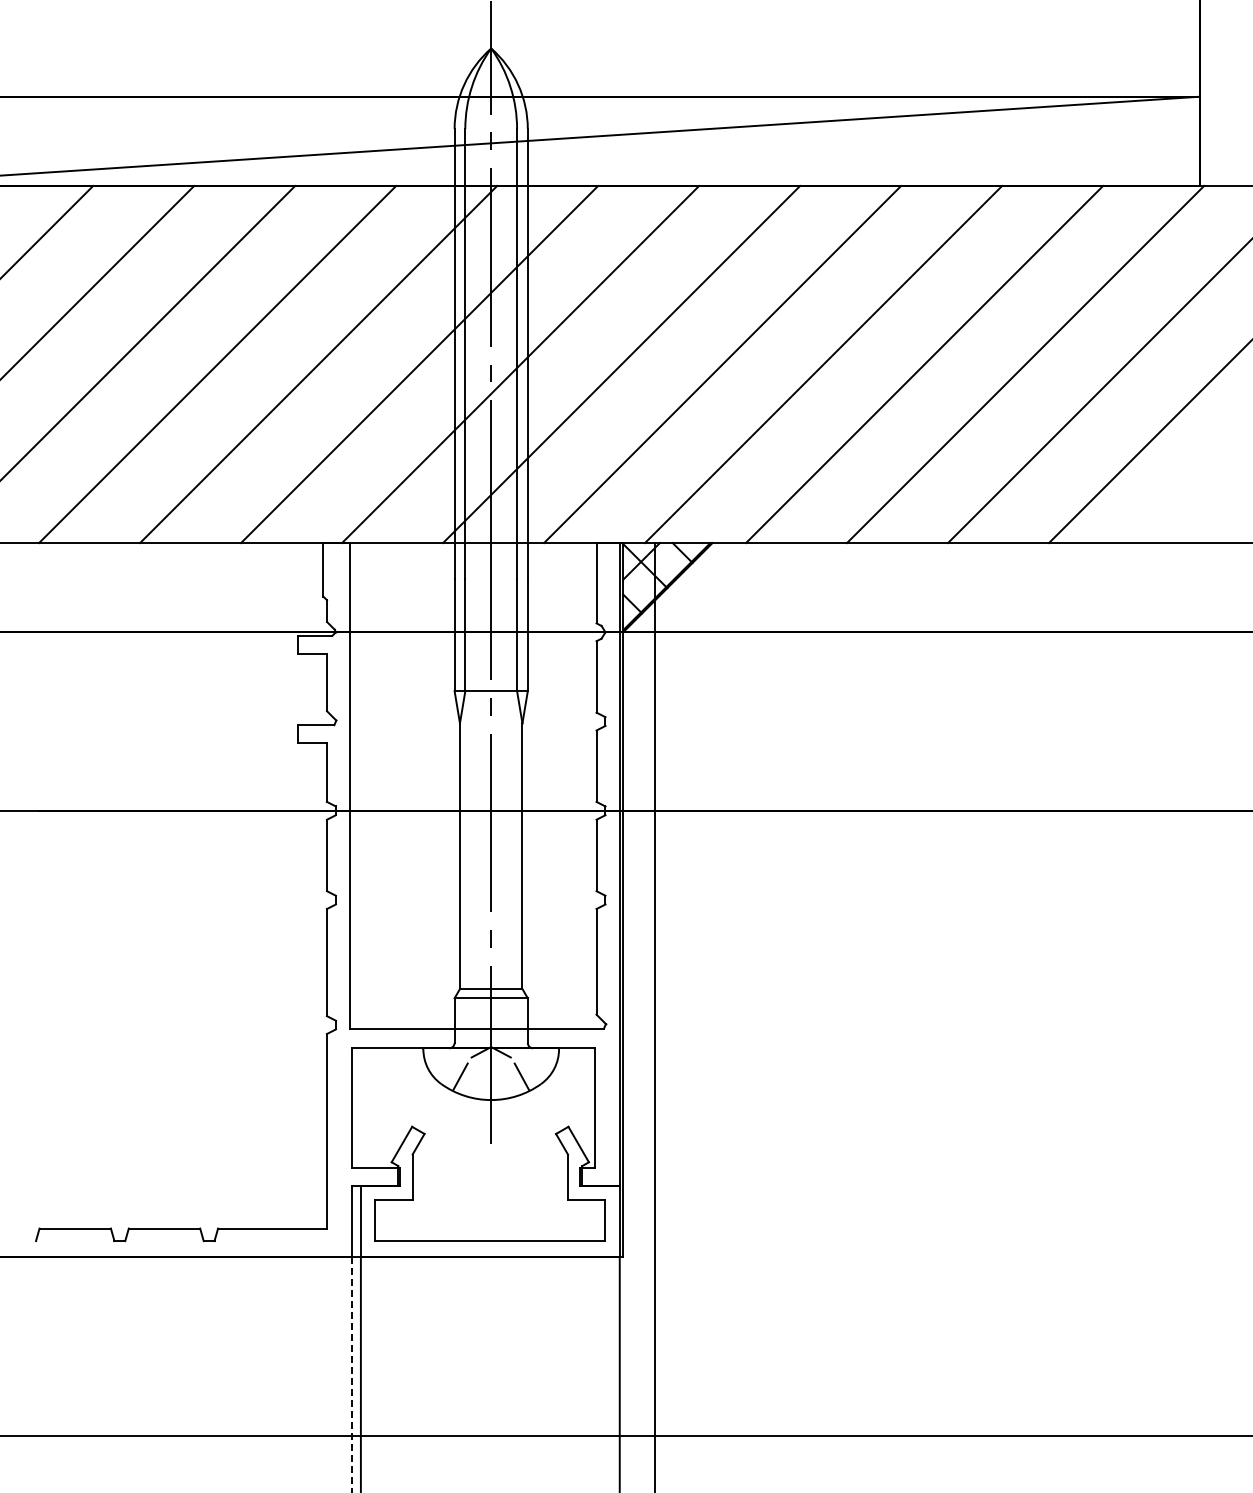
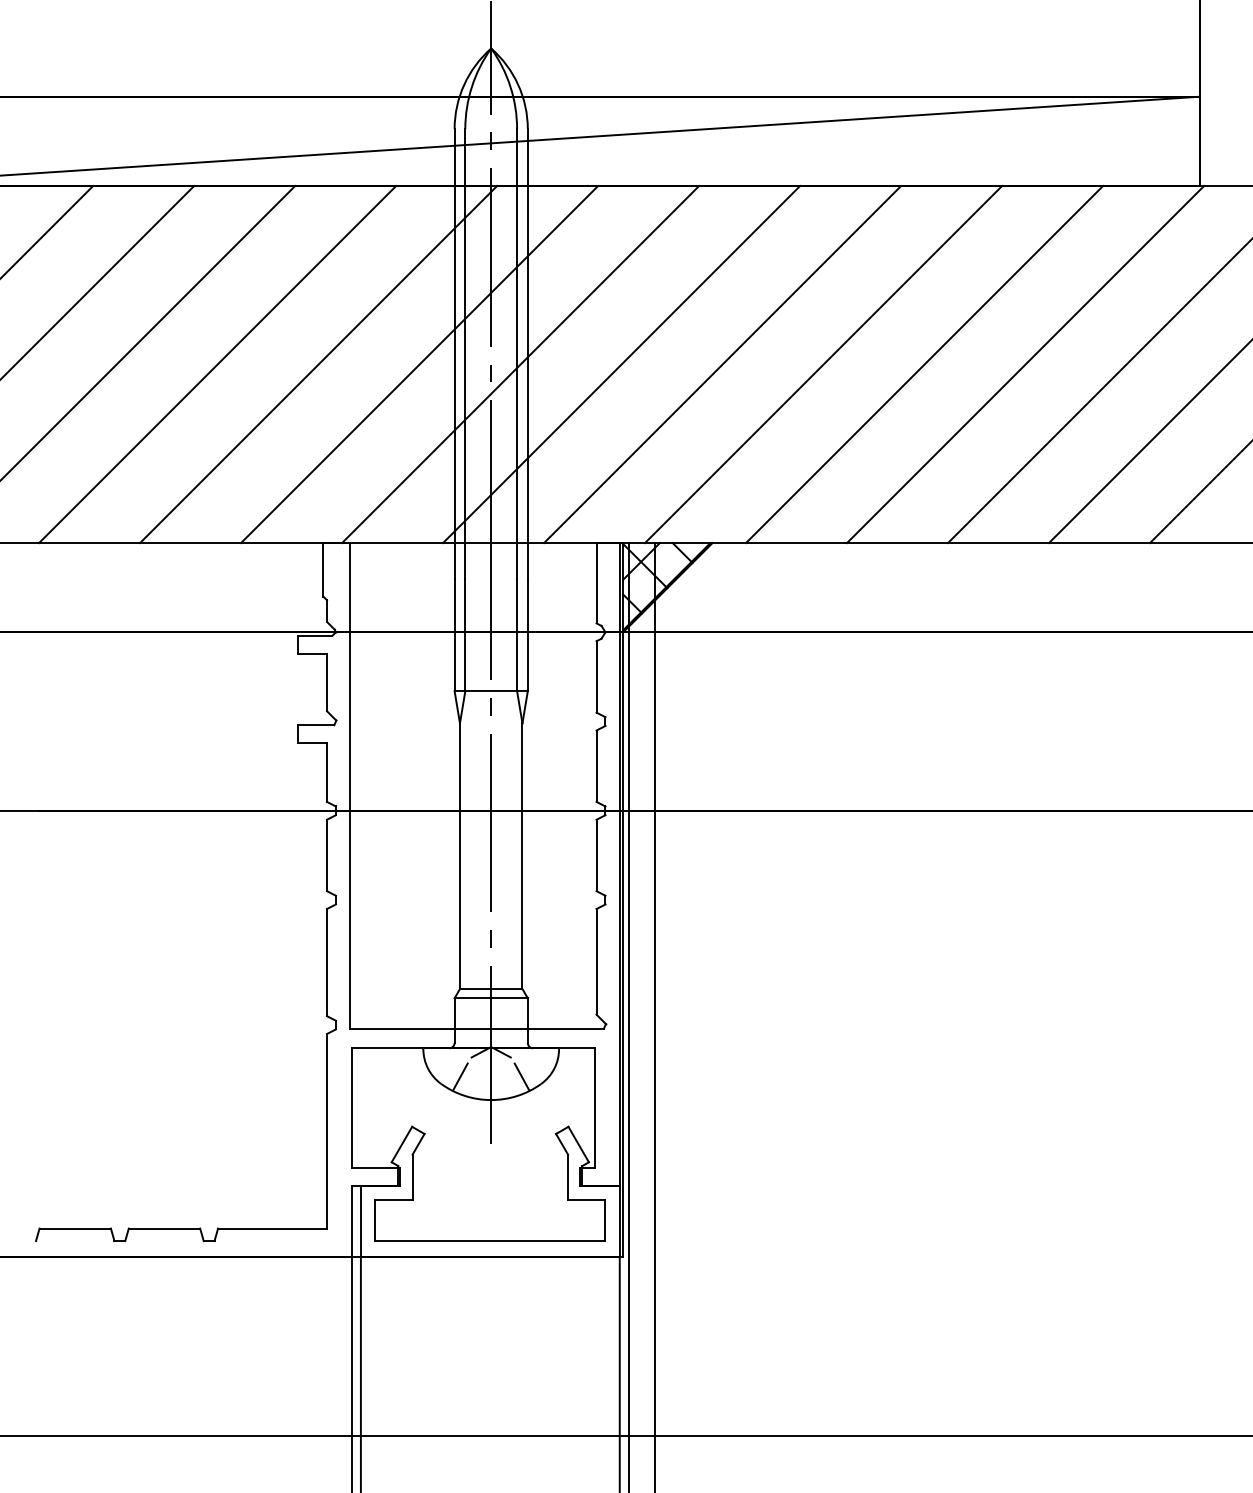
line: none -> present (1199, 493)
line: none -> present (628, 1016)
line: dashed -> solid (351, 1375)
